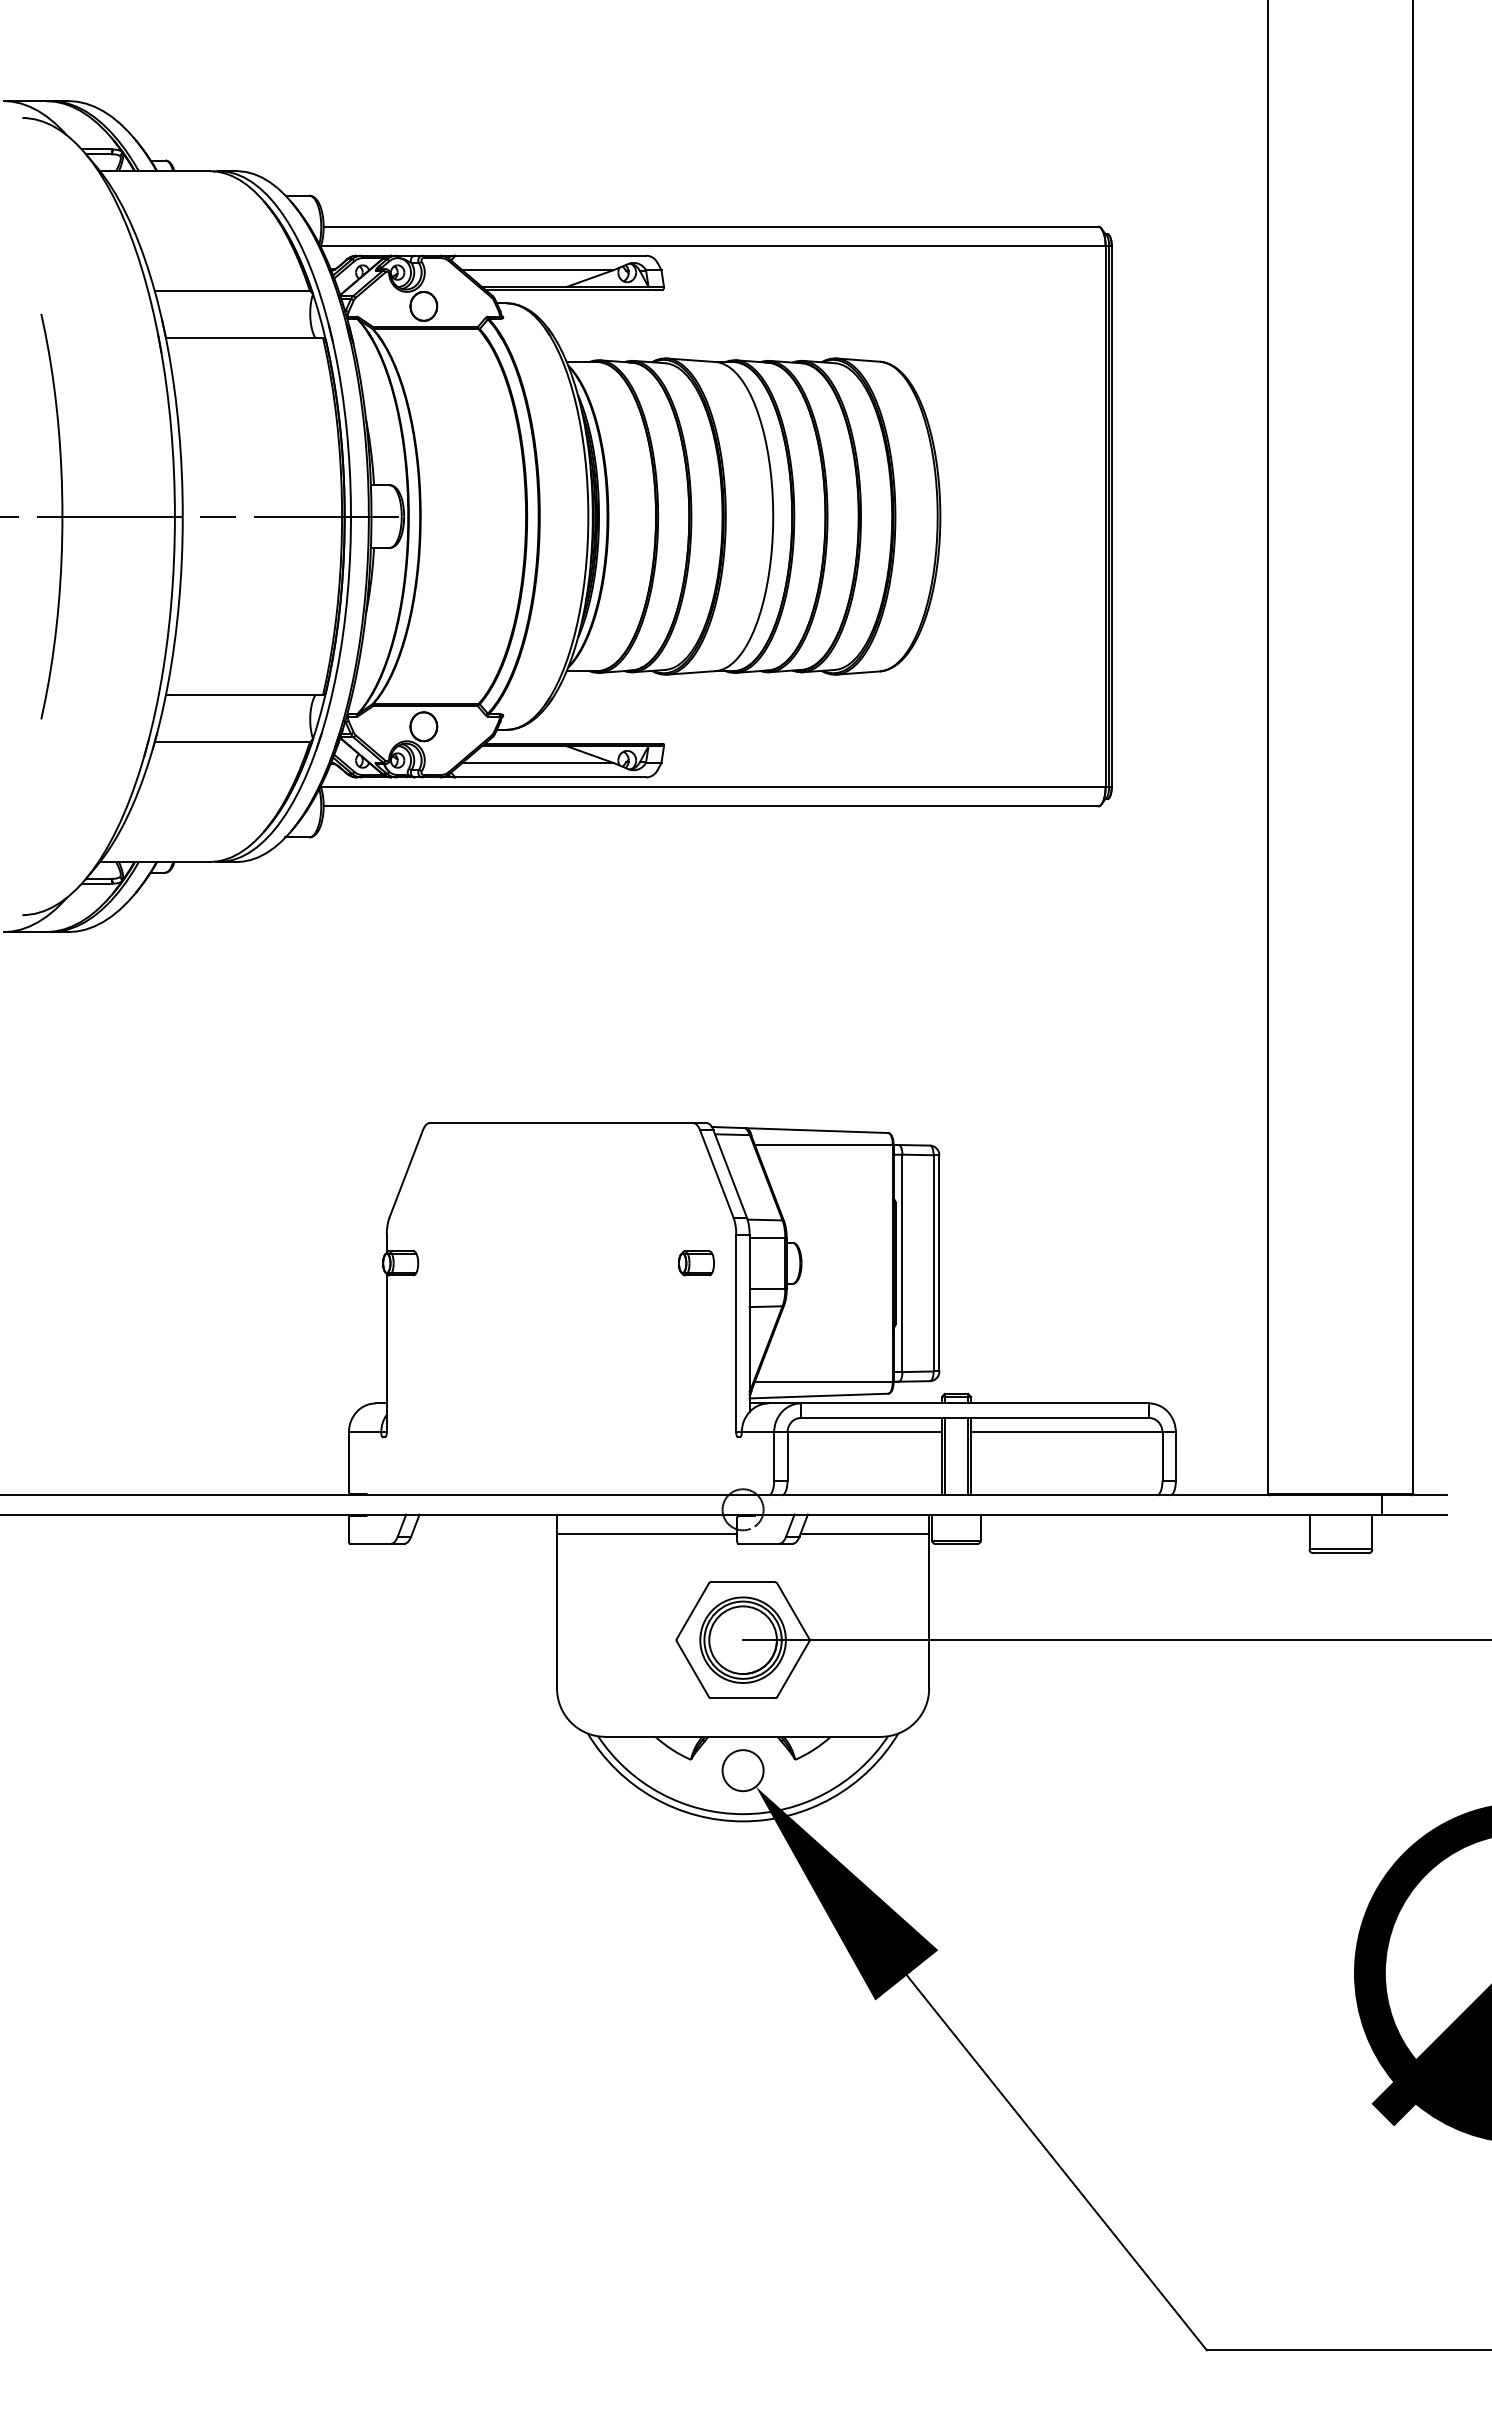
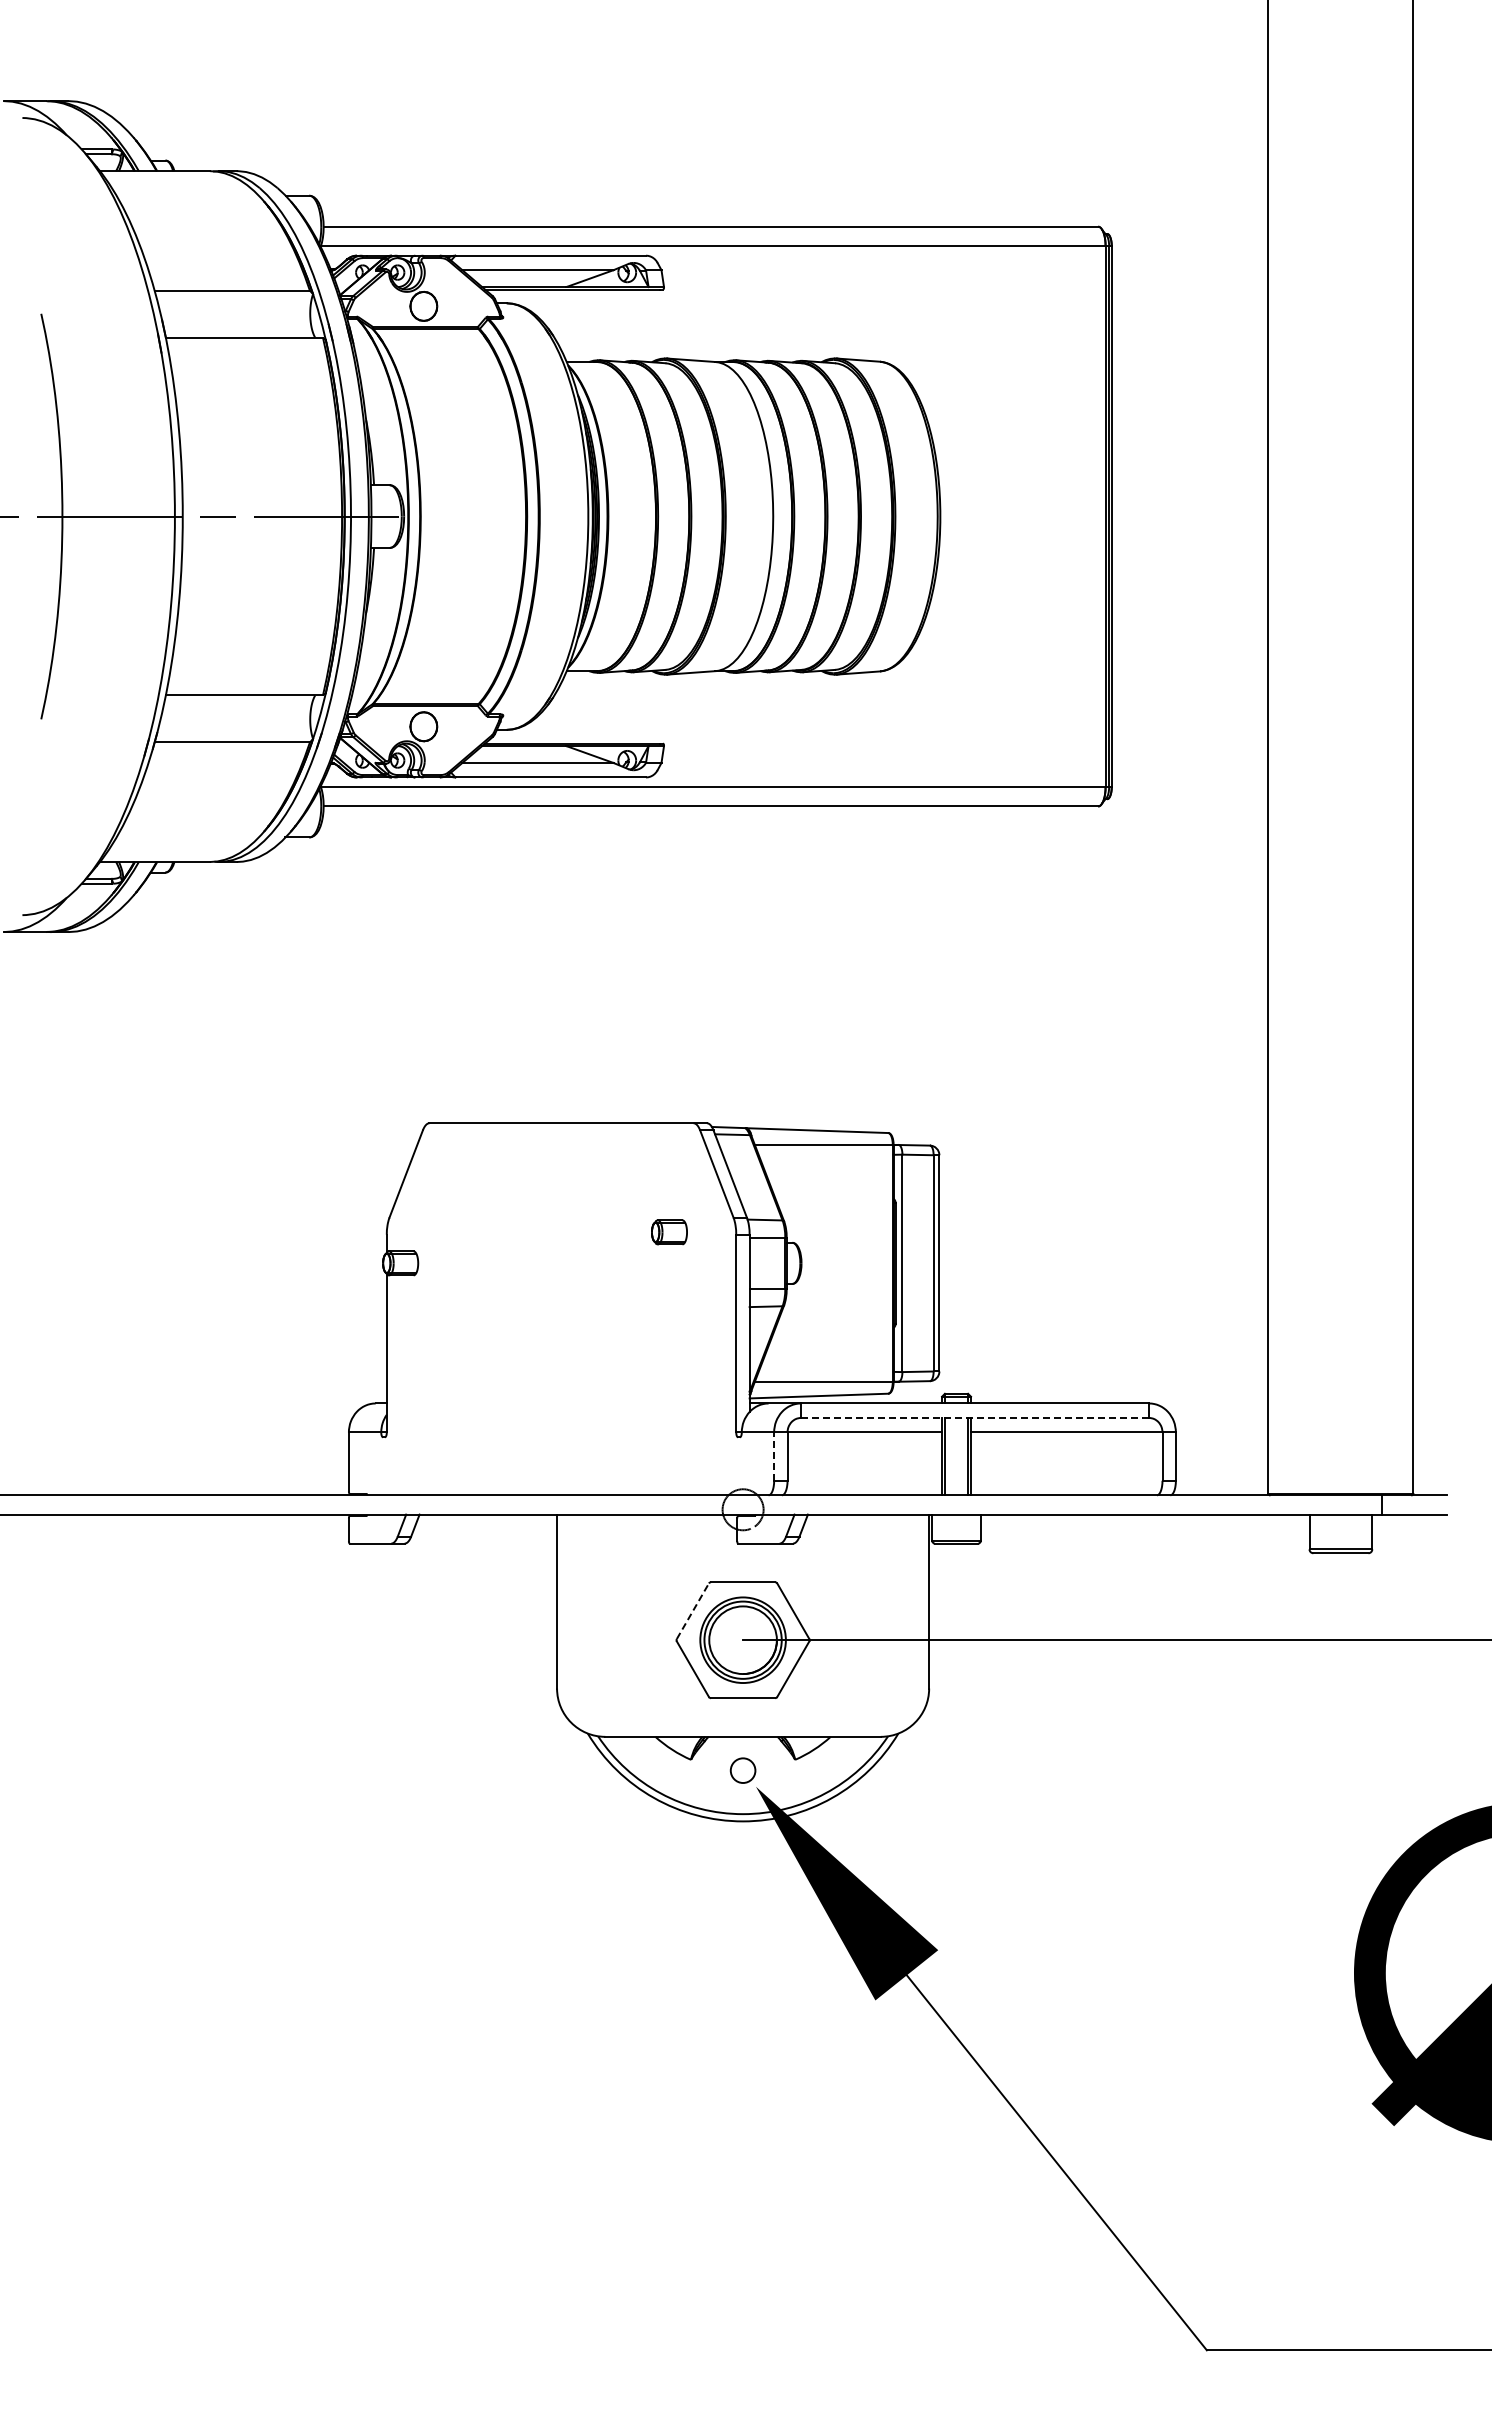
part position: (696, 1263) -> (669, 1232) (669, 1232)
line: solid -> dashed (975, 1417)
line: solid -> dashed (774, 1456)
line: present -> none (647, 1533)
line: present -> none (864, 1533)
line: solid -> dashed (693, 1610)
circle diameter: 41 px -> 25 px (742, 1770)
